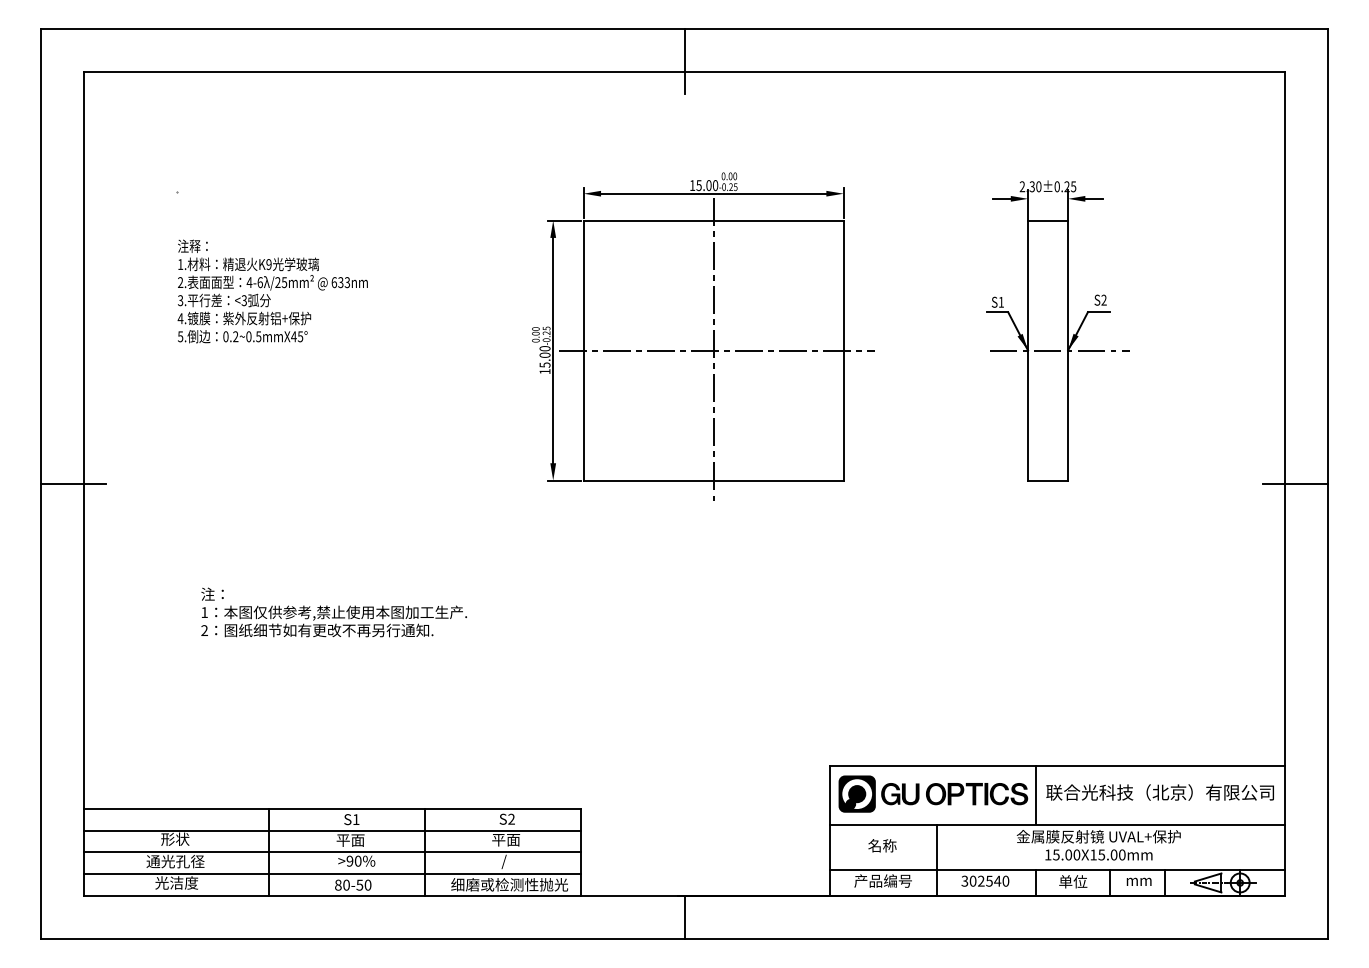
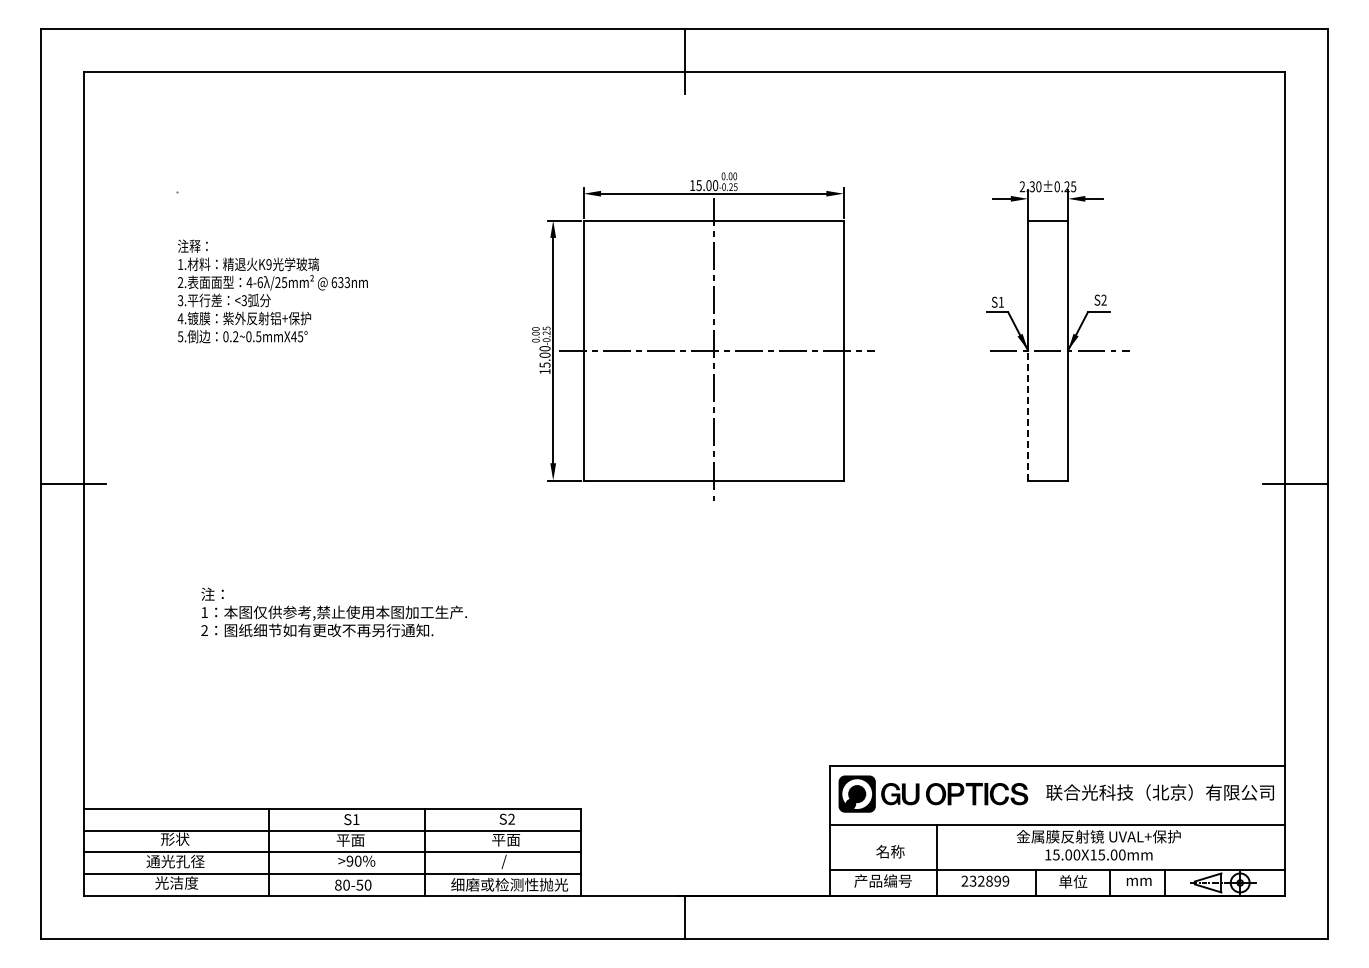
line: solid -> dashed (1028, 415)
line: present -> none (1036, 794)
text position: (882, 845) -> (890, 851) (890, 851)
text: 302540 -> 232899 (985, 880)
